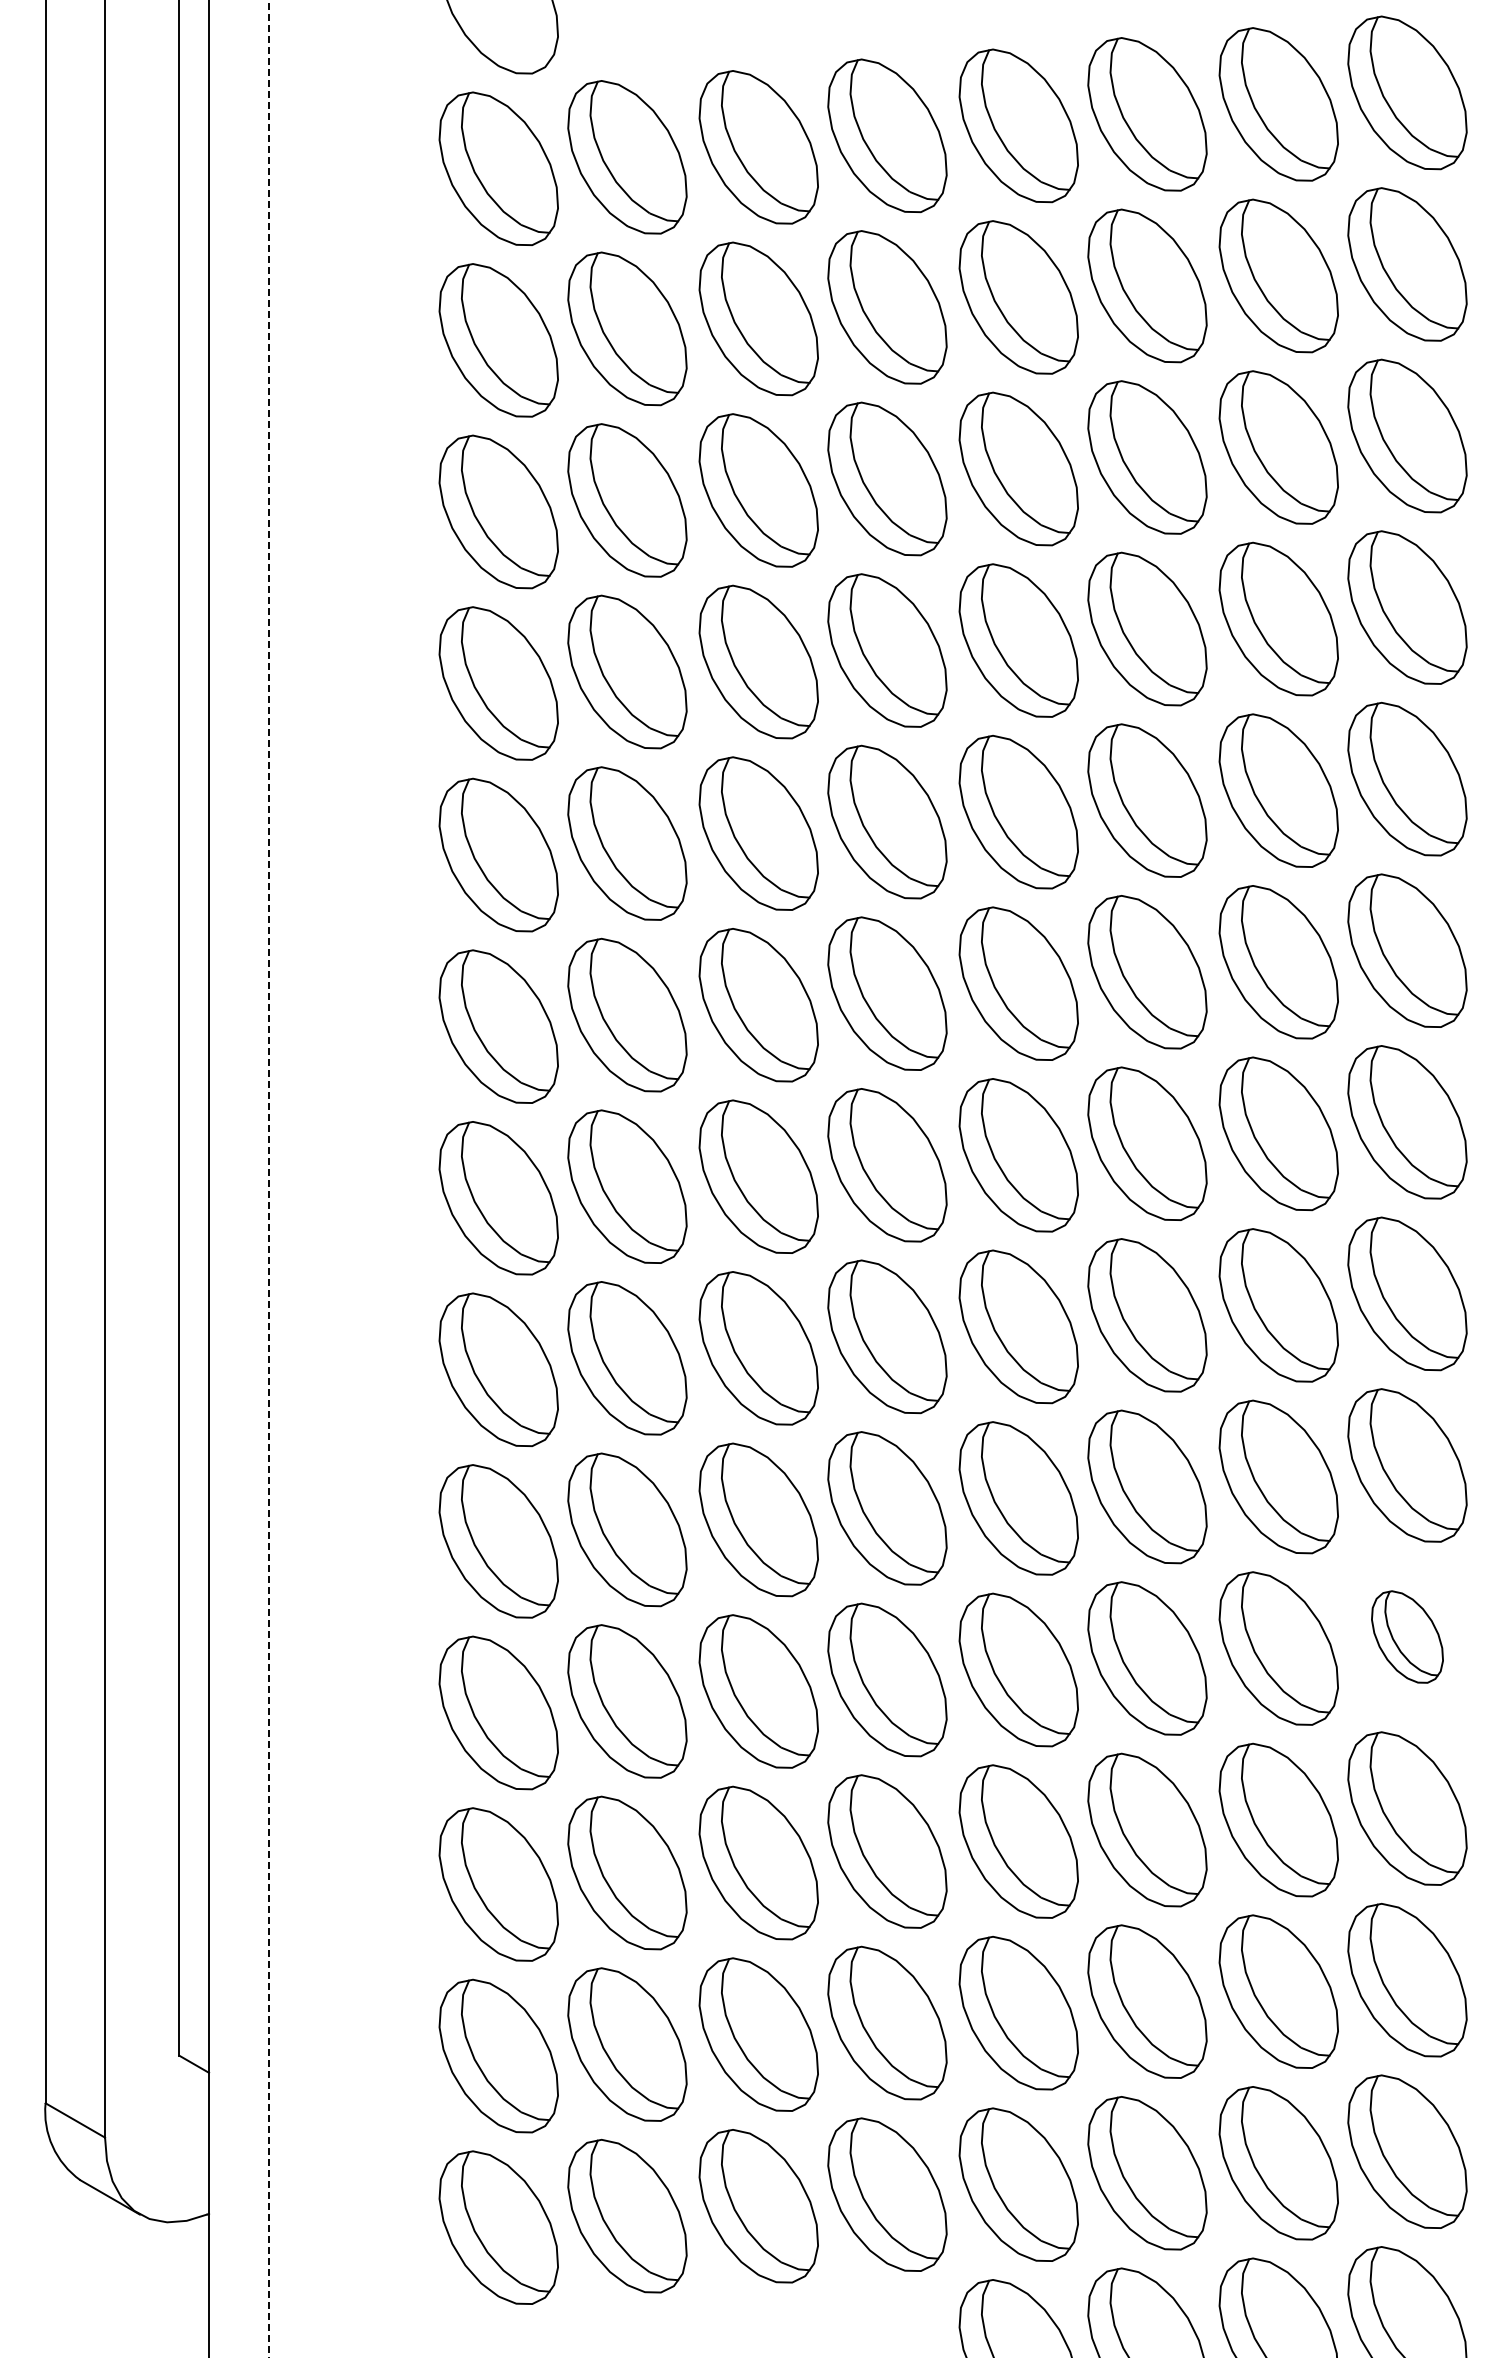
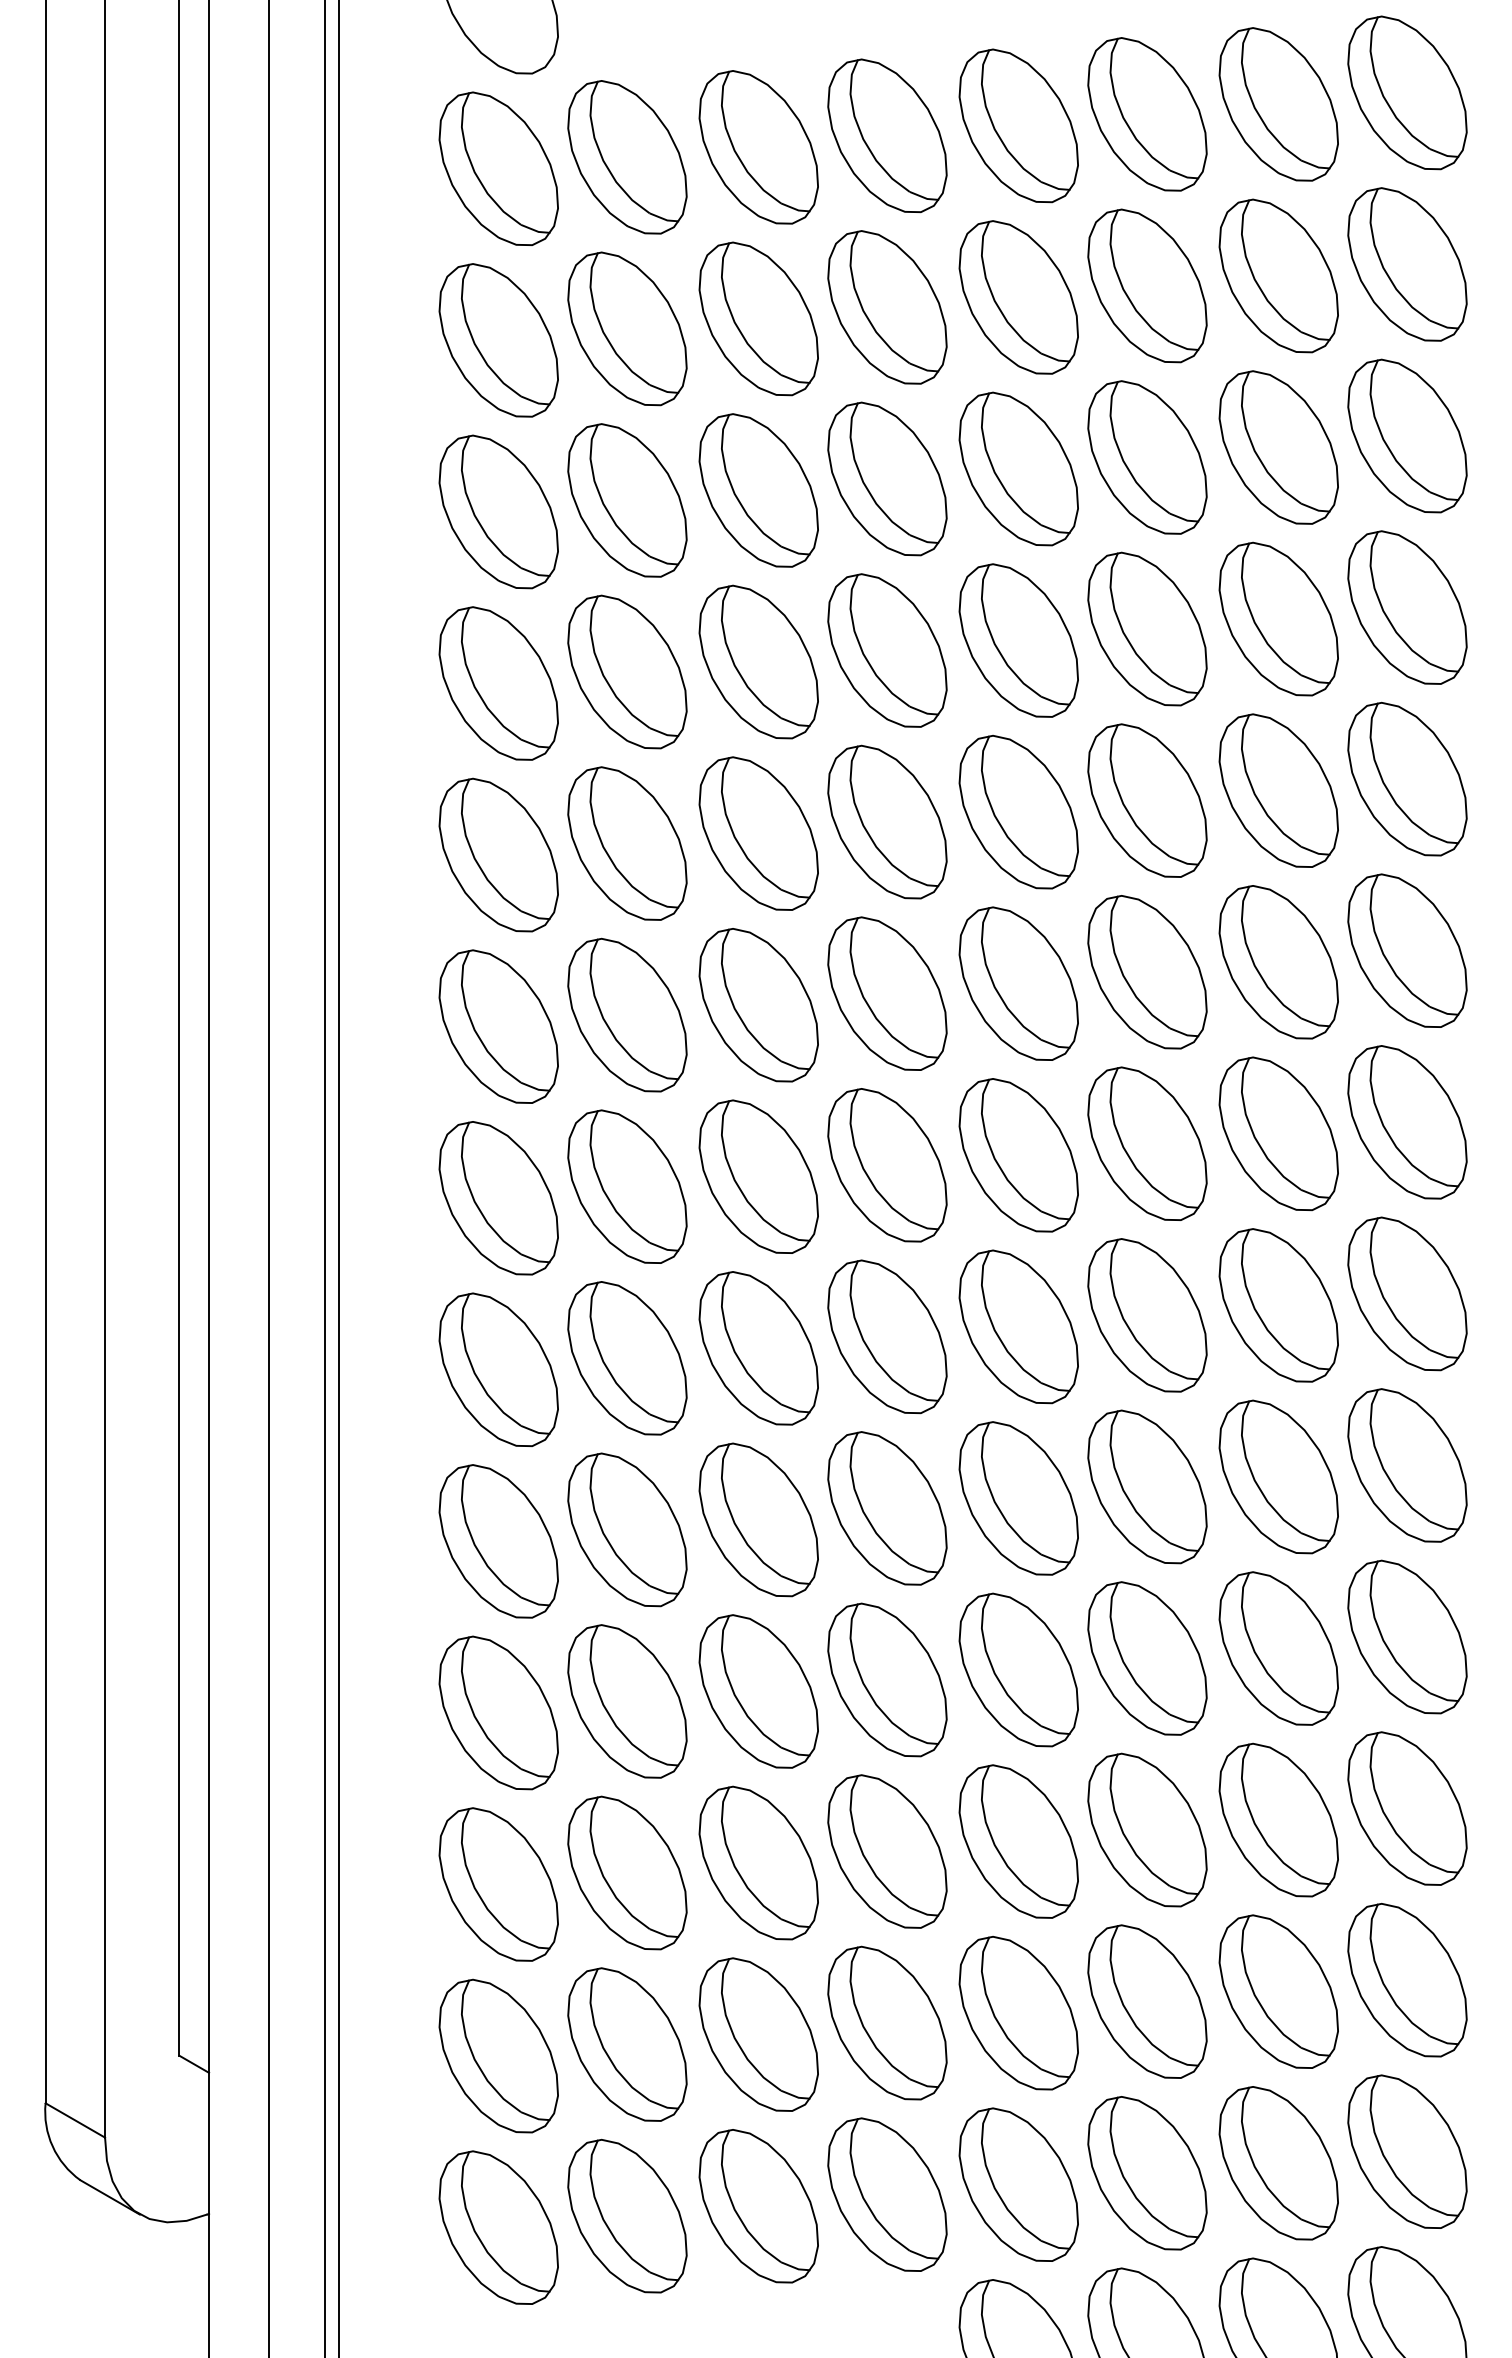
line: none -> present (325, 1178)
line: none -> present (338, 1178)
line: dashed -> solid (268, 1179)
part size: 73x94 px -> 121x156 px (1407, 1636)
